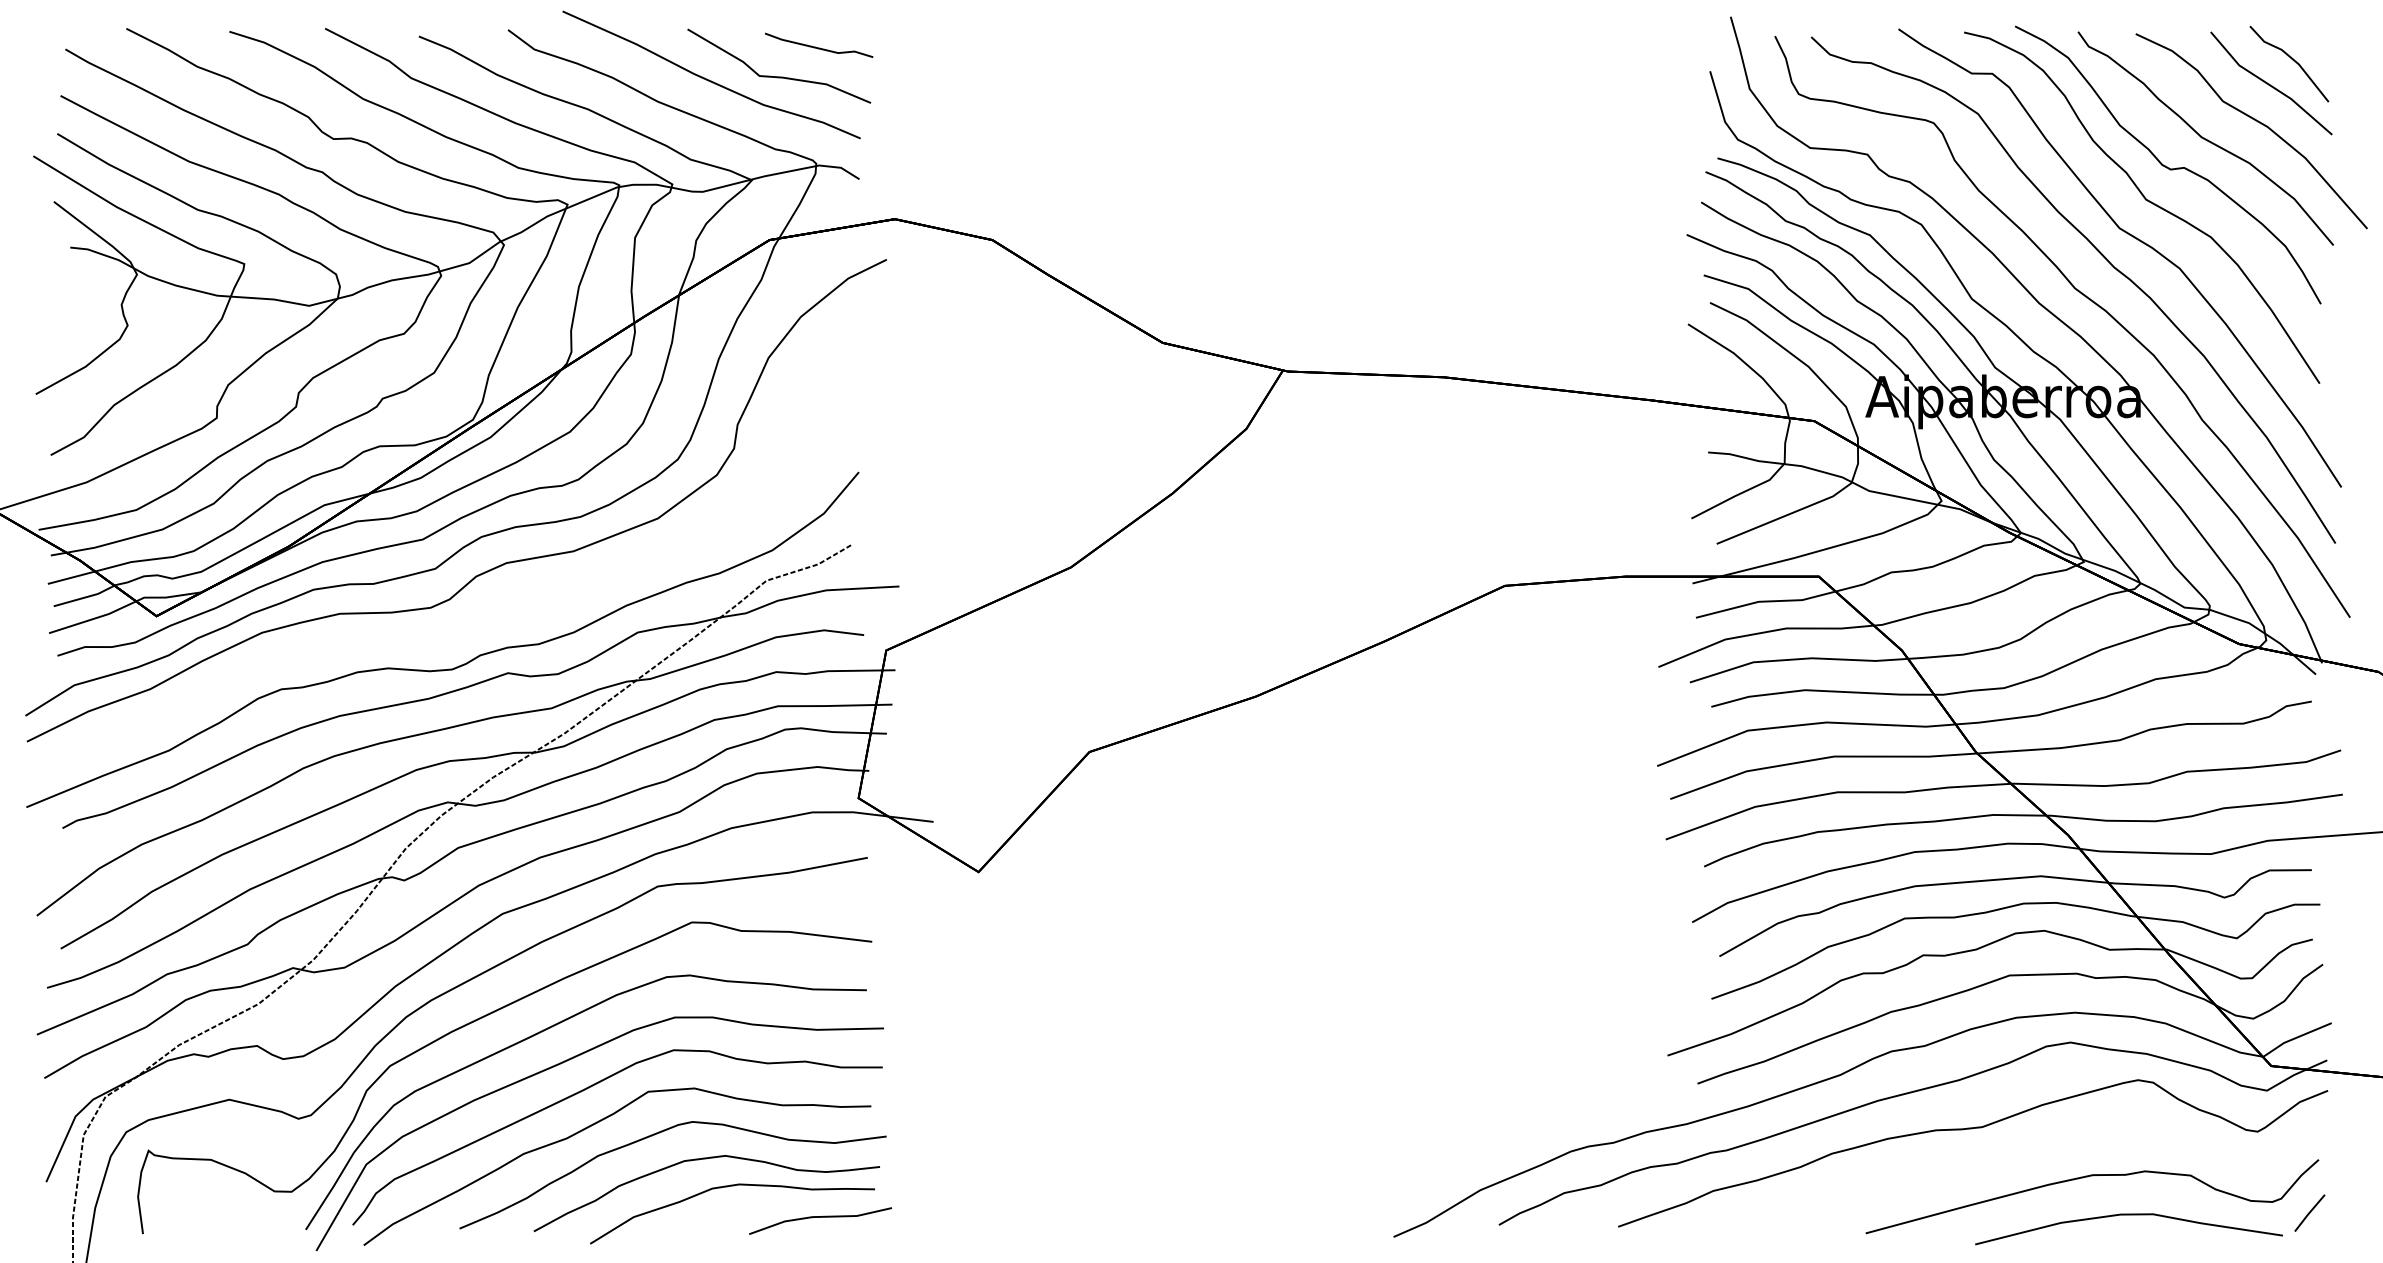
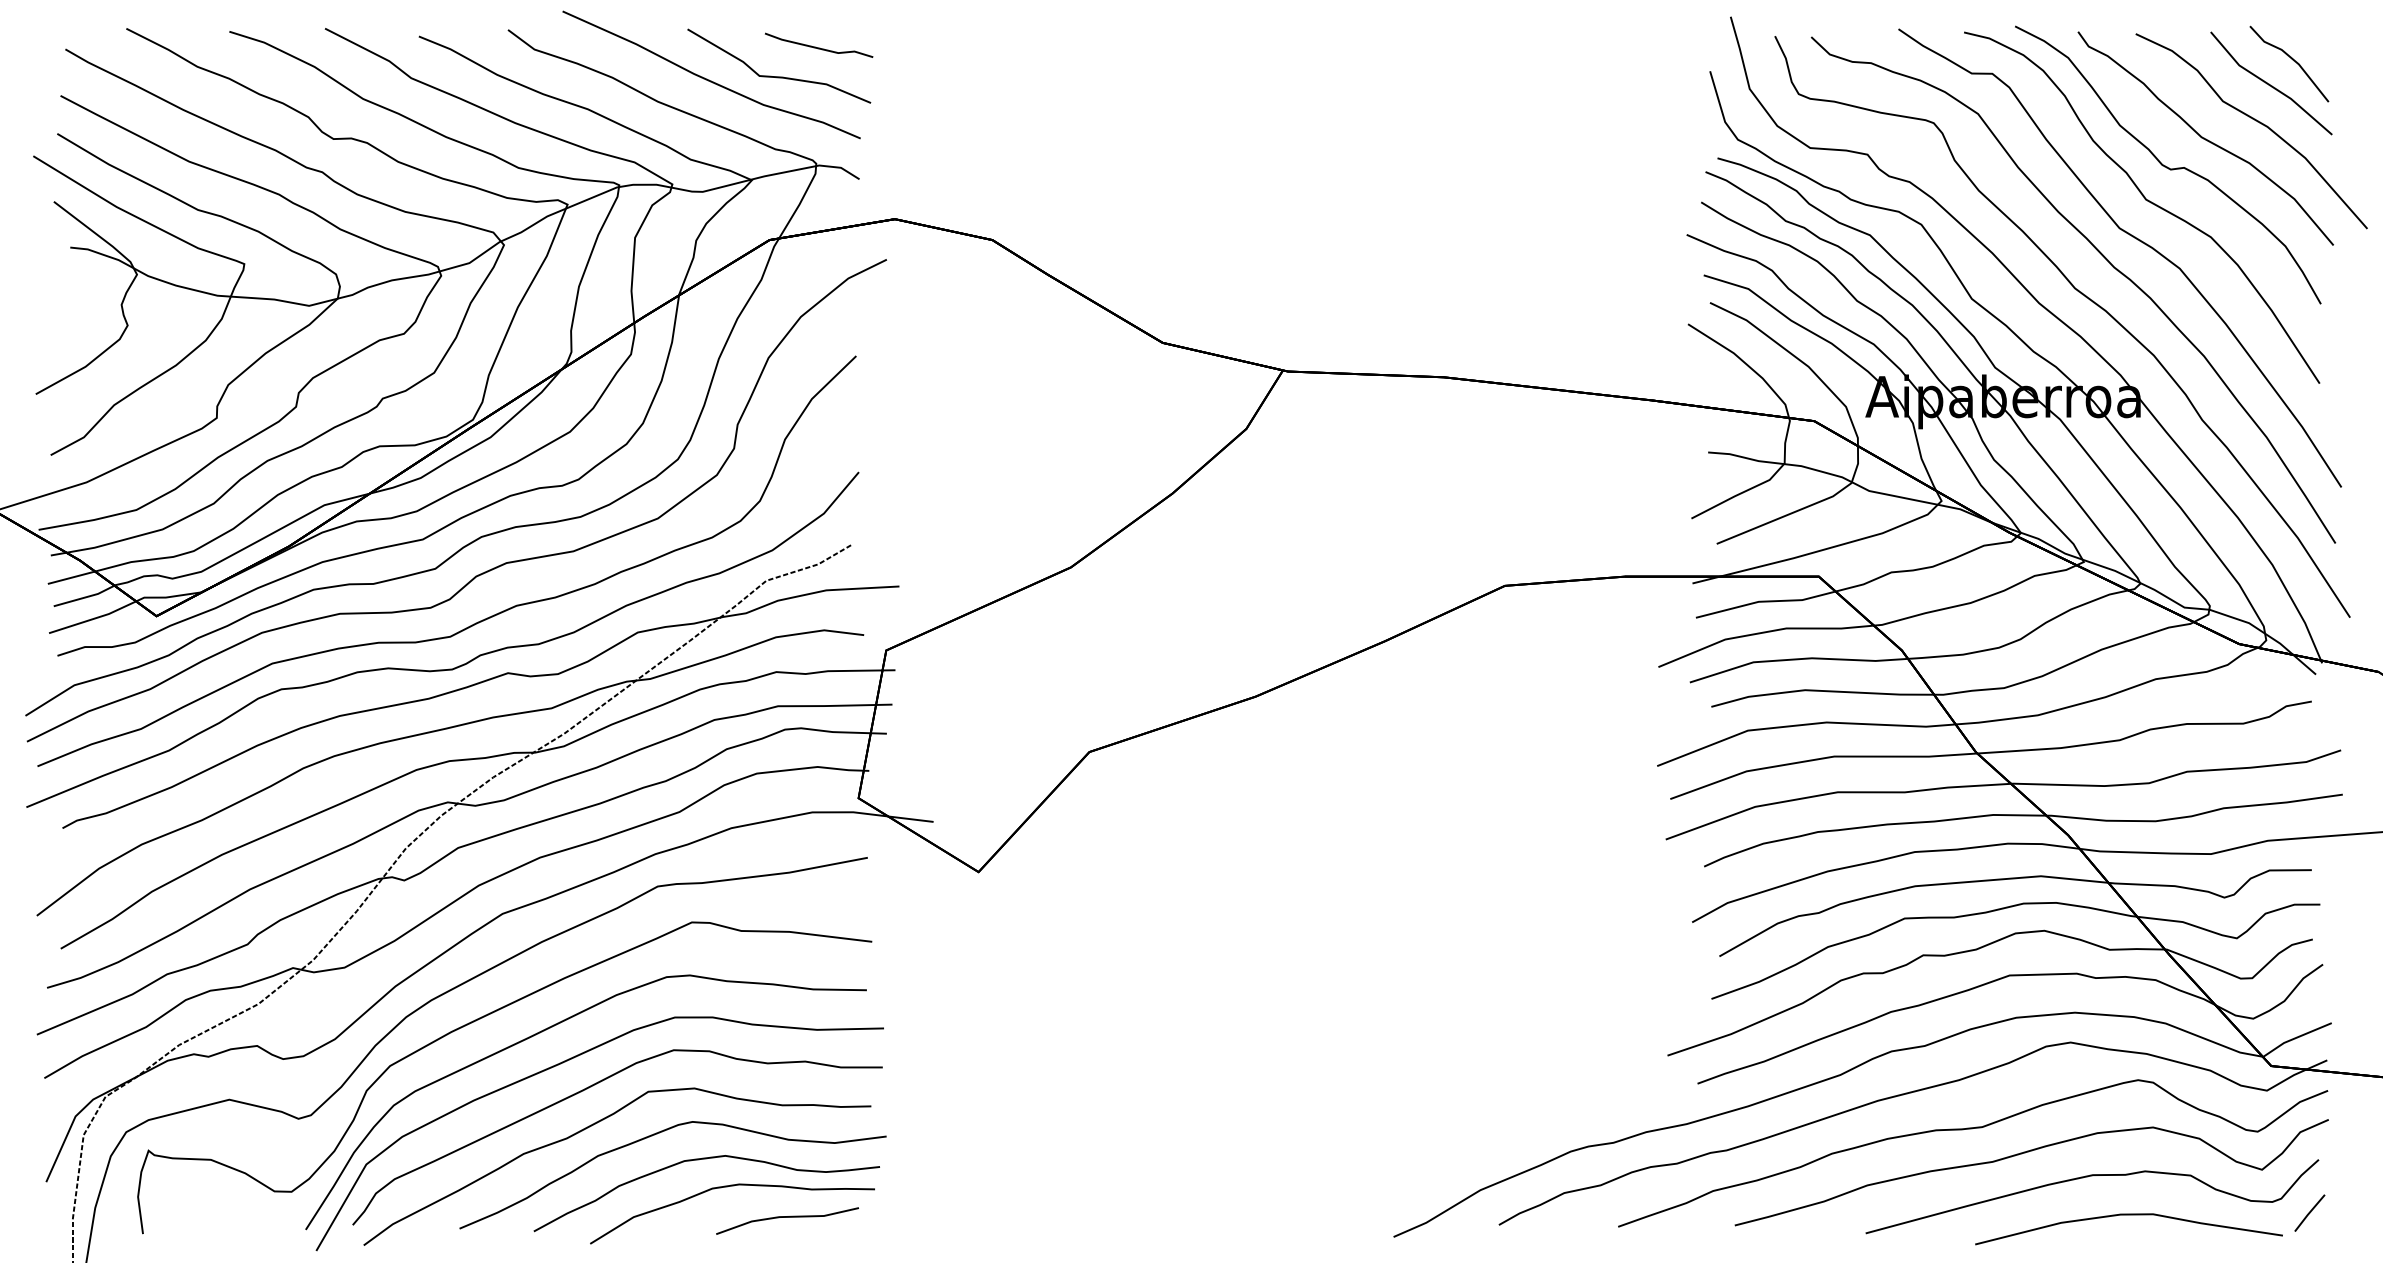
curve: none -> present (475, 622)
part: none -> present (2025, 1153)
part position: (820, 1220) -> (787, 1220) (787, 1220)
